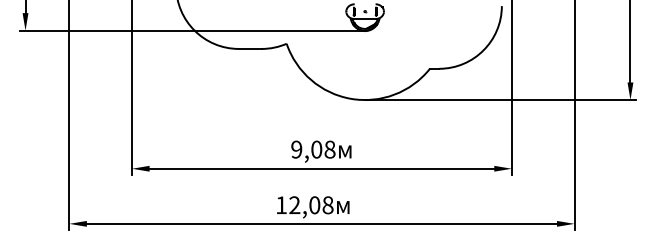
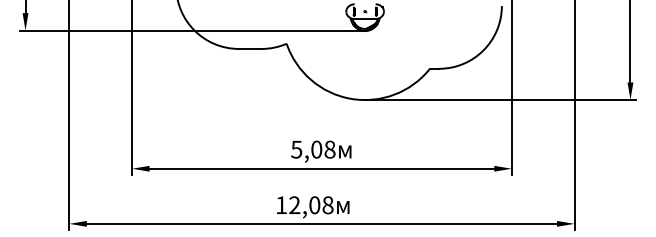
text: 9,08 -> 5,08 (296, 149)
